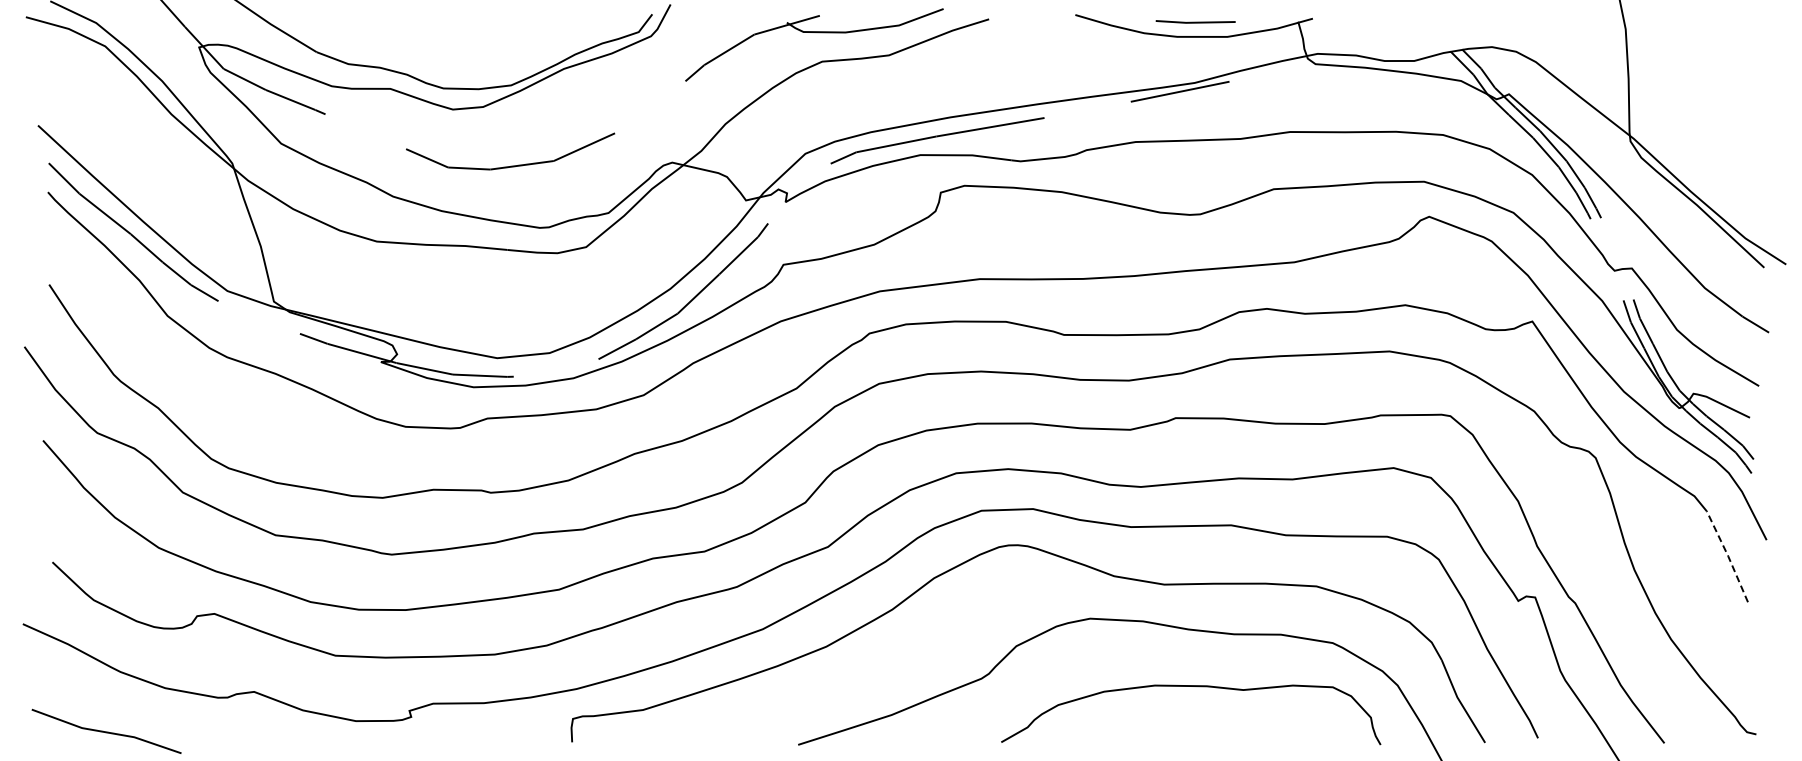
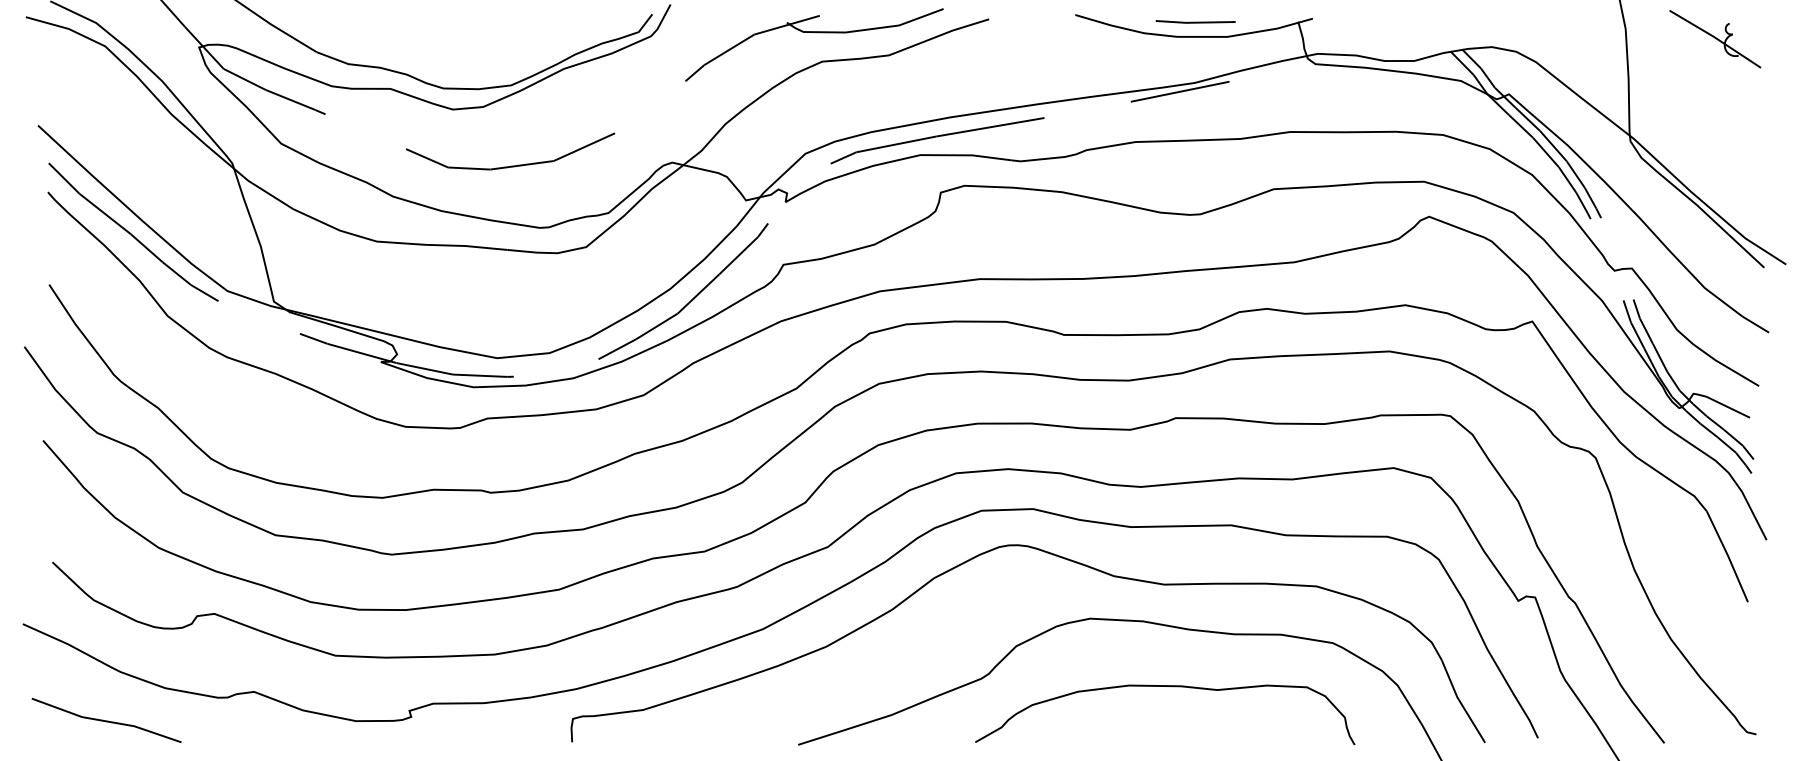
part: none -> present (1715, 39)
line: dashed -> solid (1728, 556)
curve position: (1198, 687) -> (1172, 687) (1172, 687)
line position: (106, 731) -> (106, 720) (106, 720)
